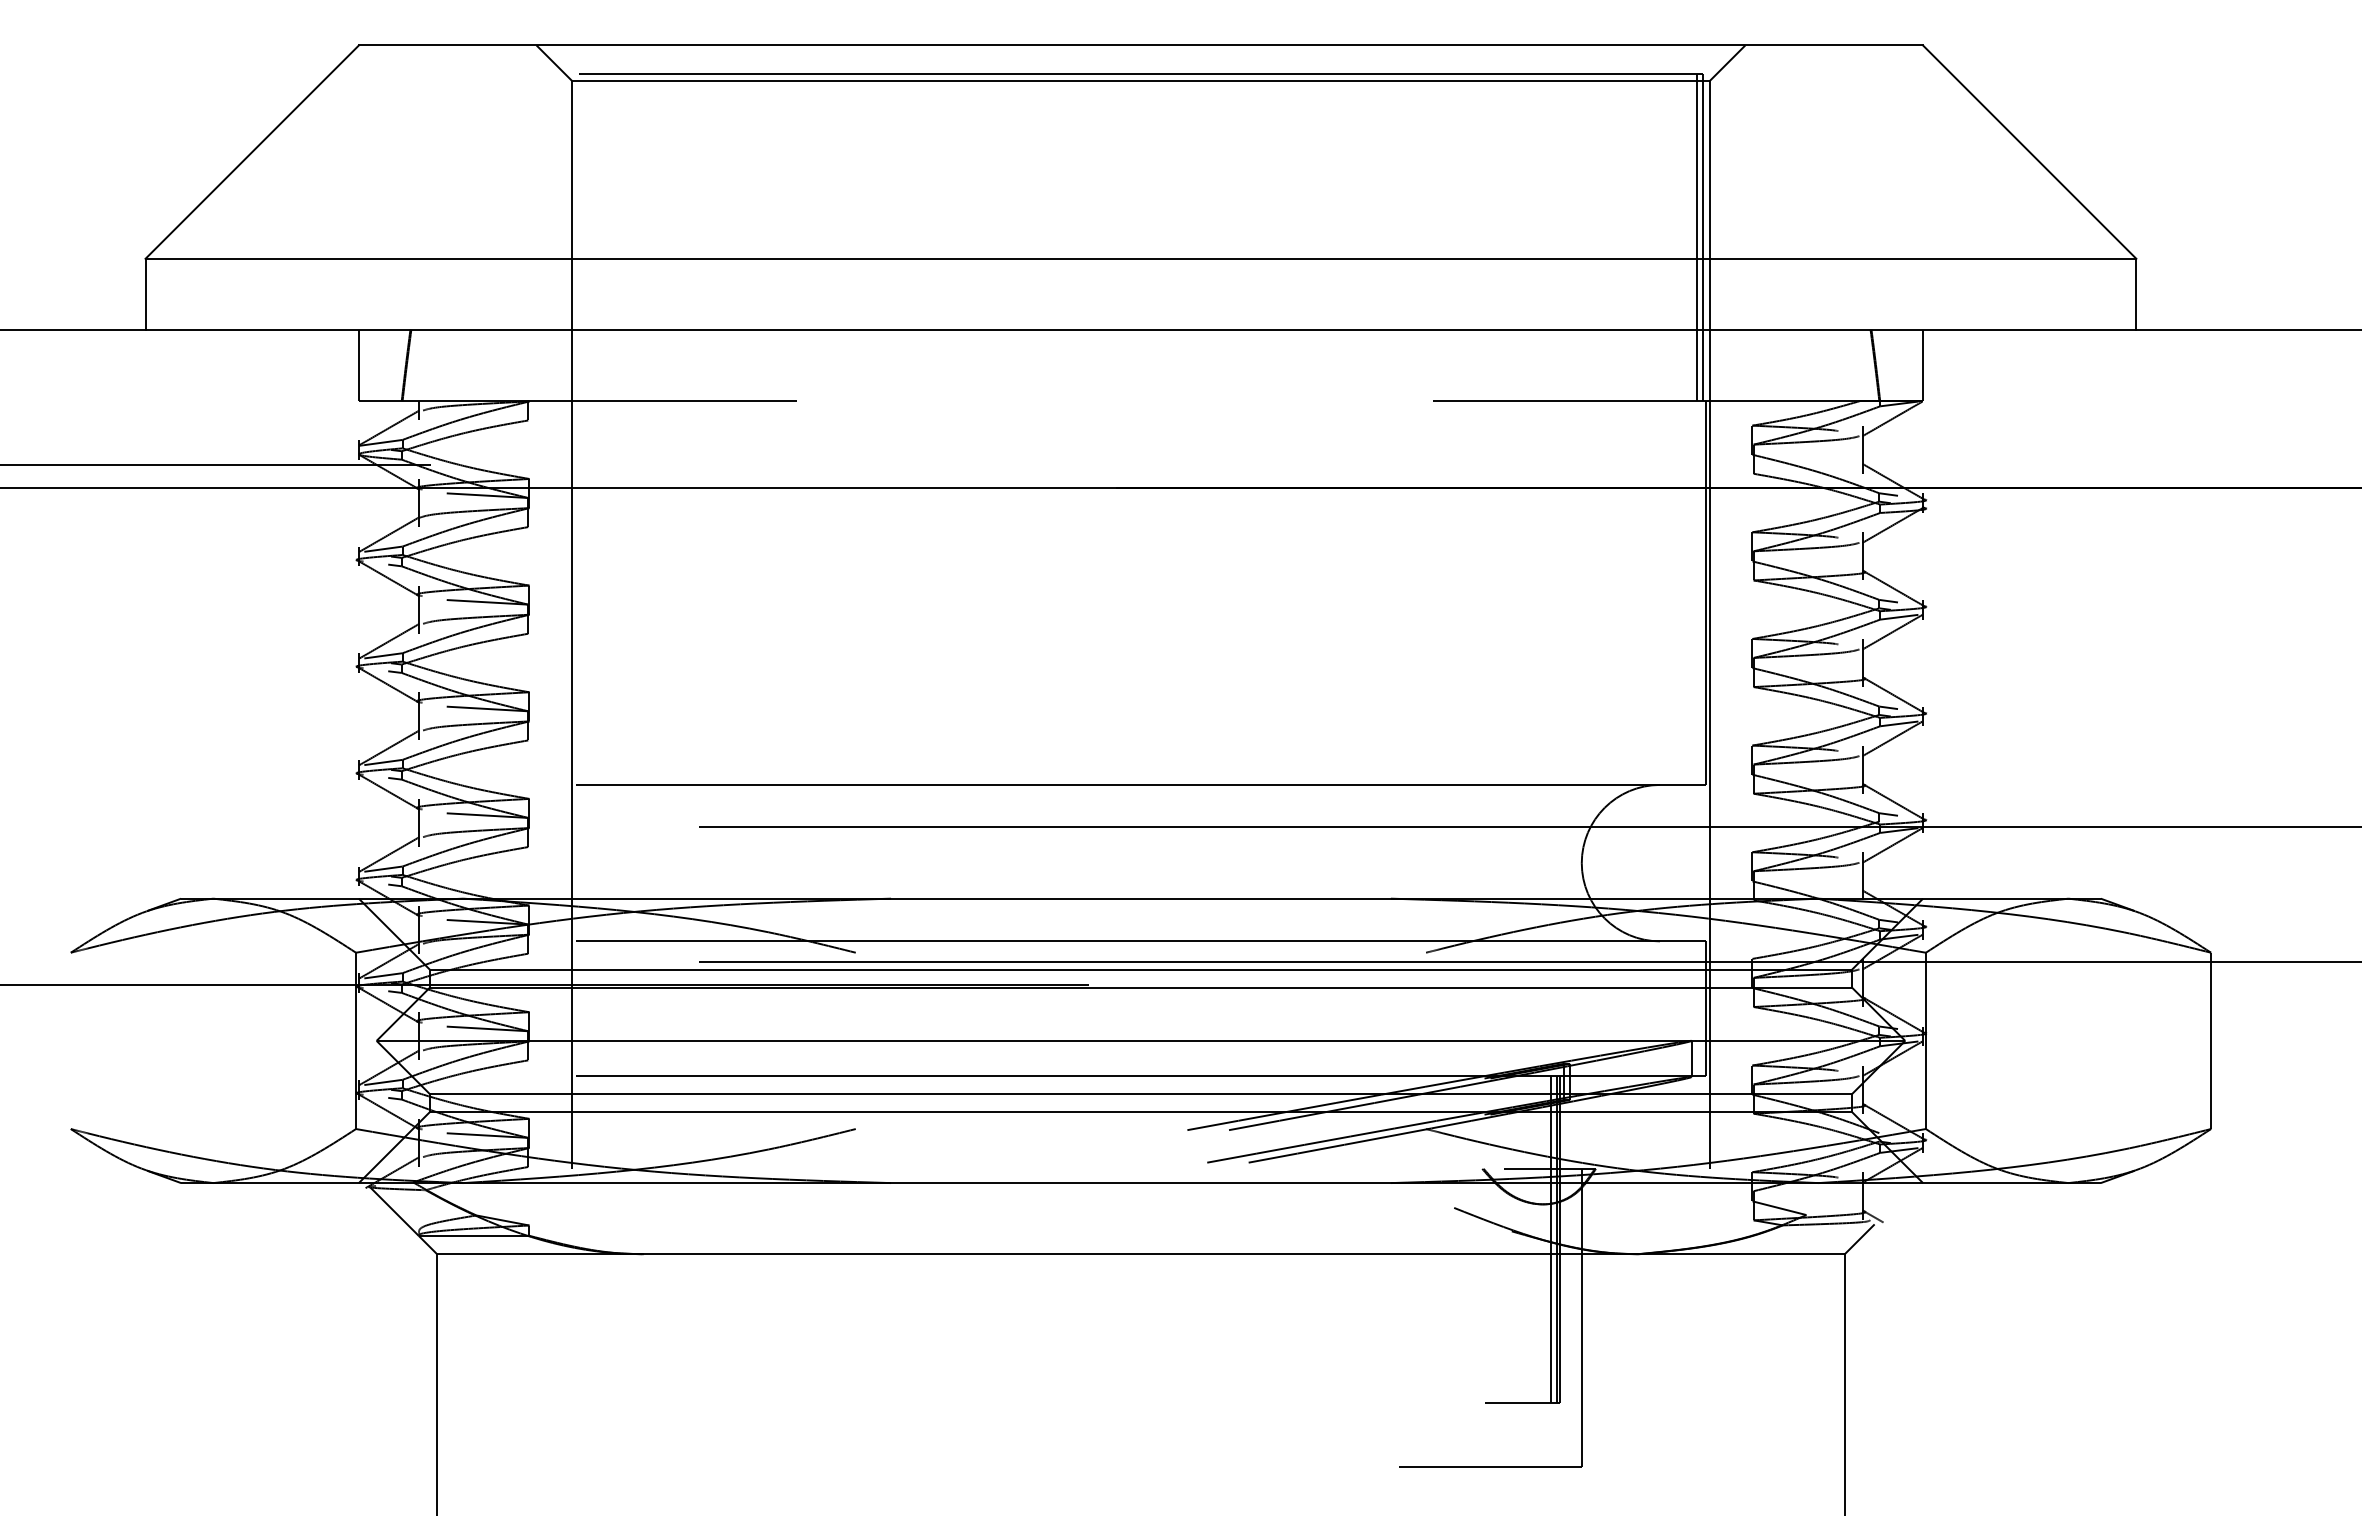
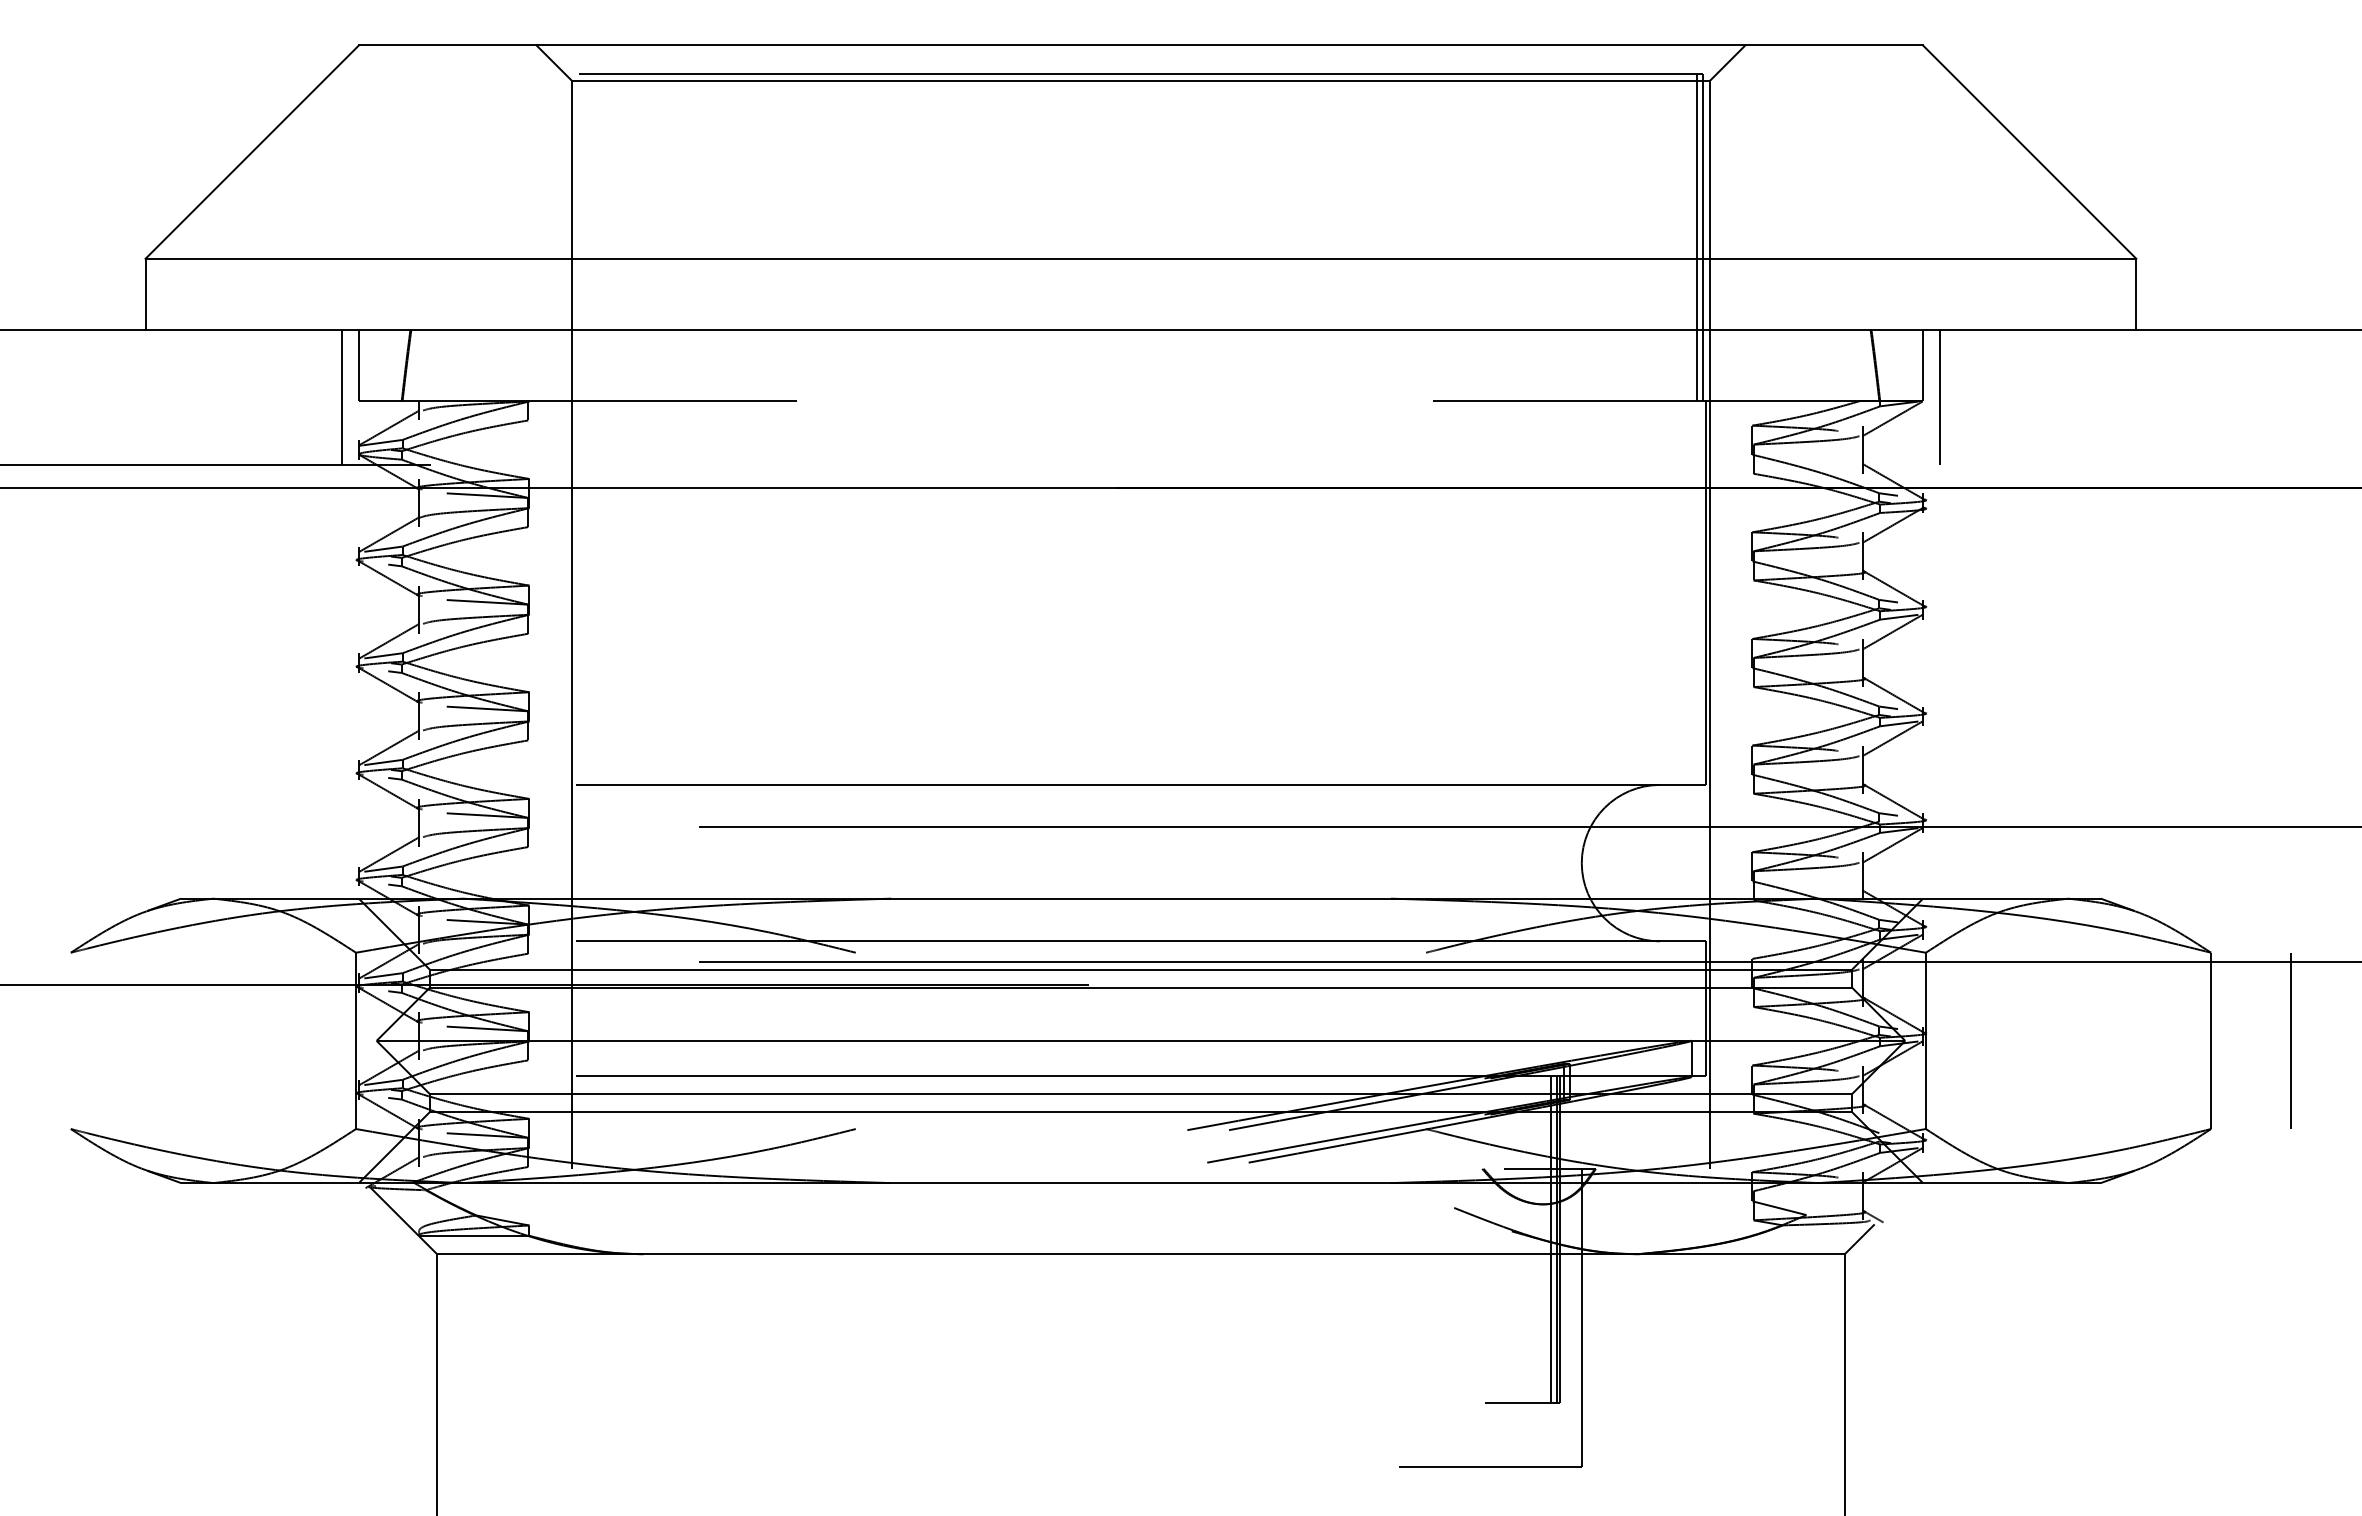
line: none -> present (341, 396)
line: none -> present (1940, 396)
line: none -> present (2291, 1040)
